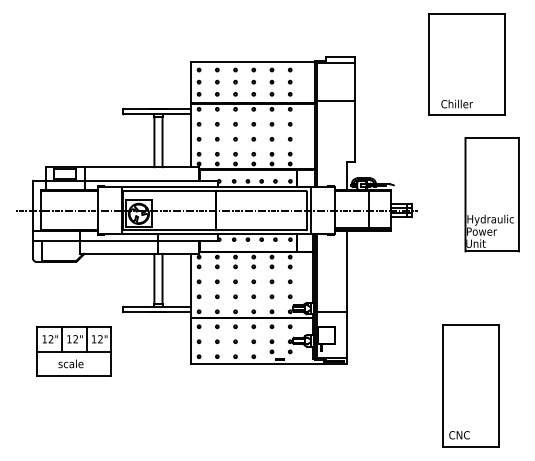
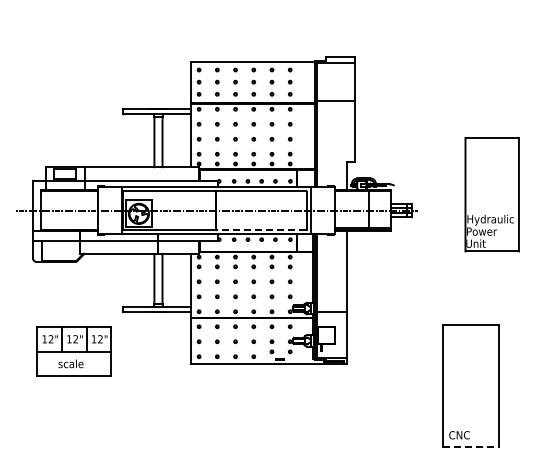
part: present -> none (466, 64)
line: solid -> dashed (261, 229)
line: solid -> dashed (471, 447)
